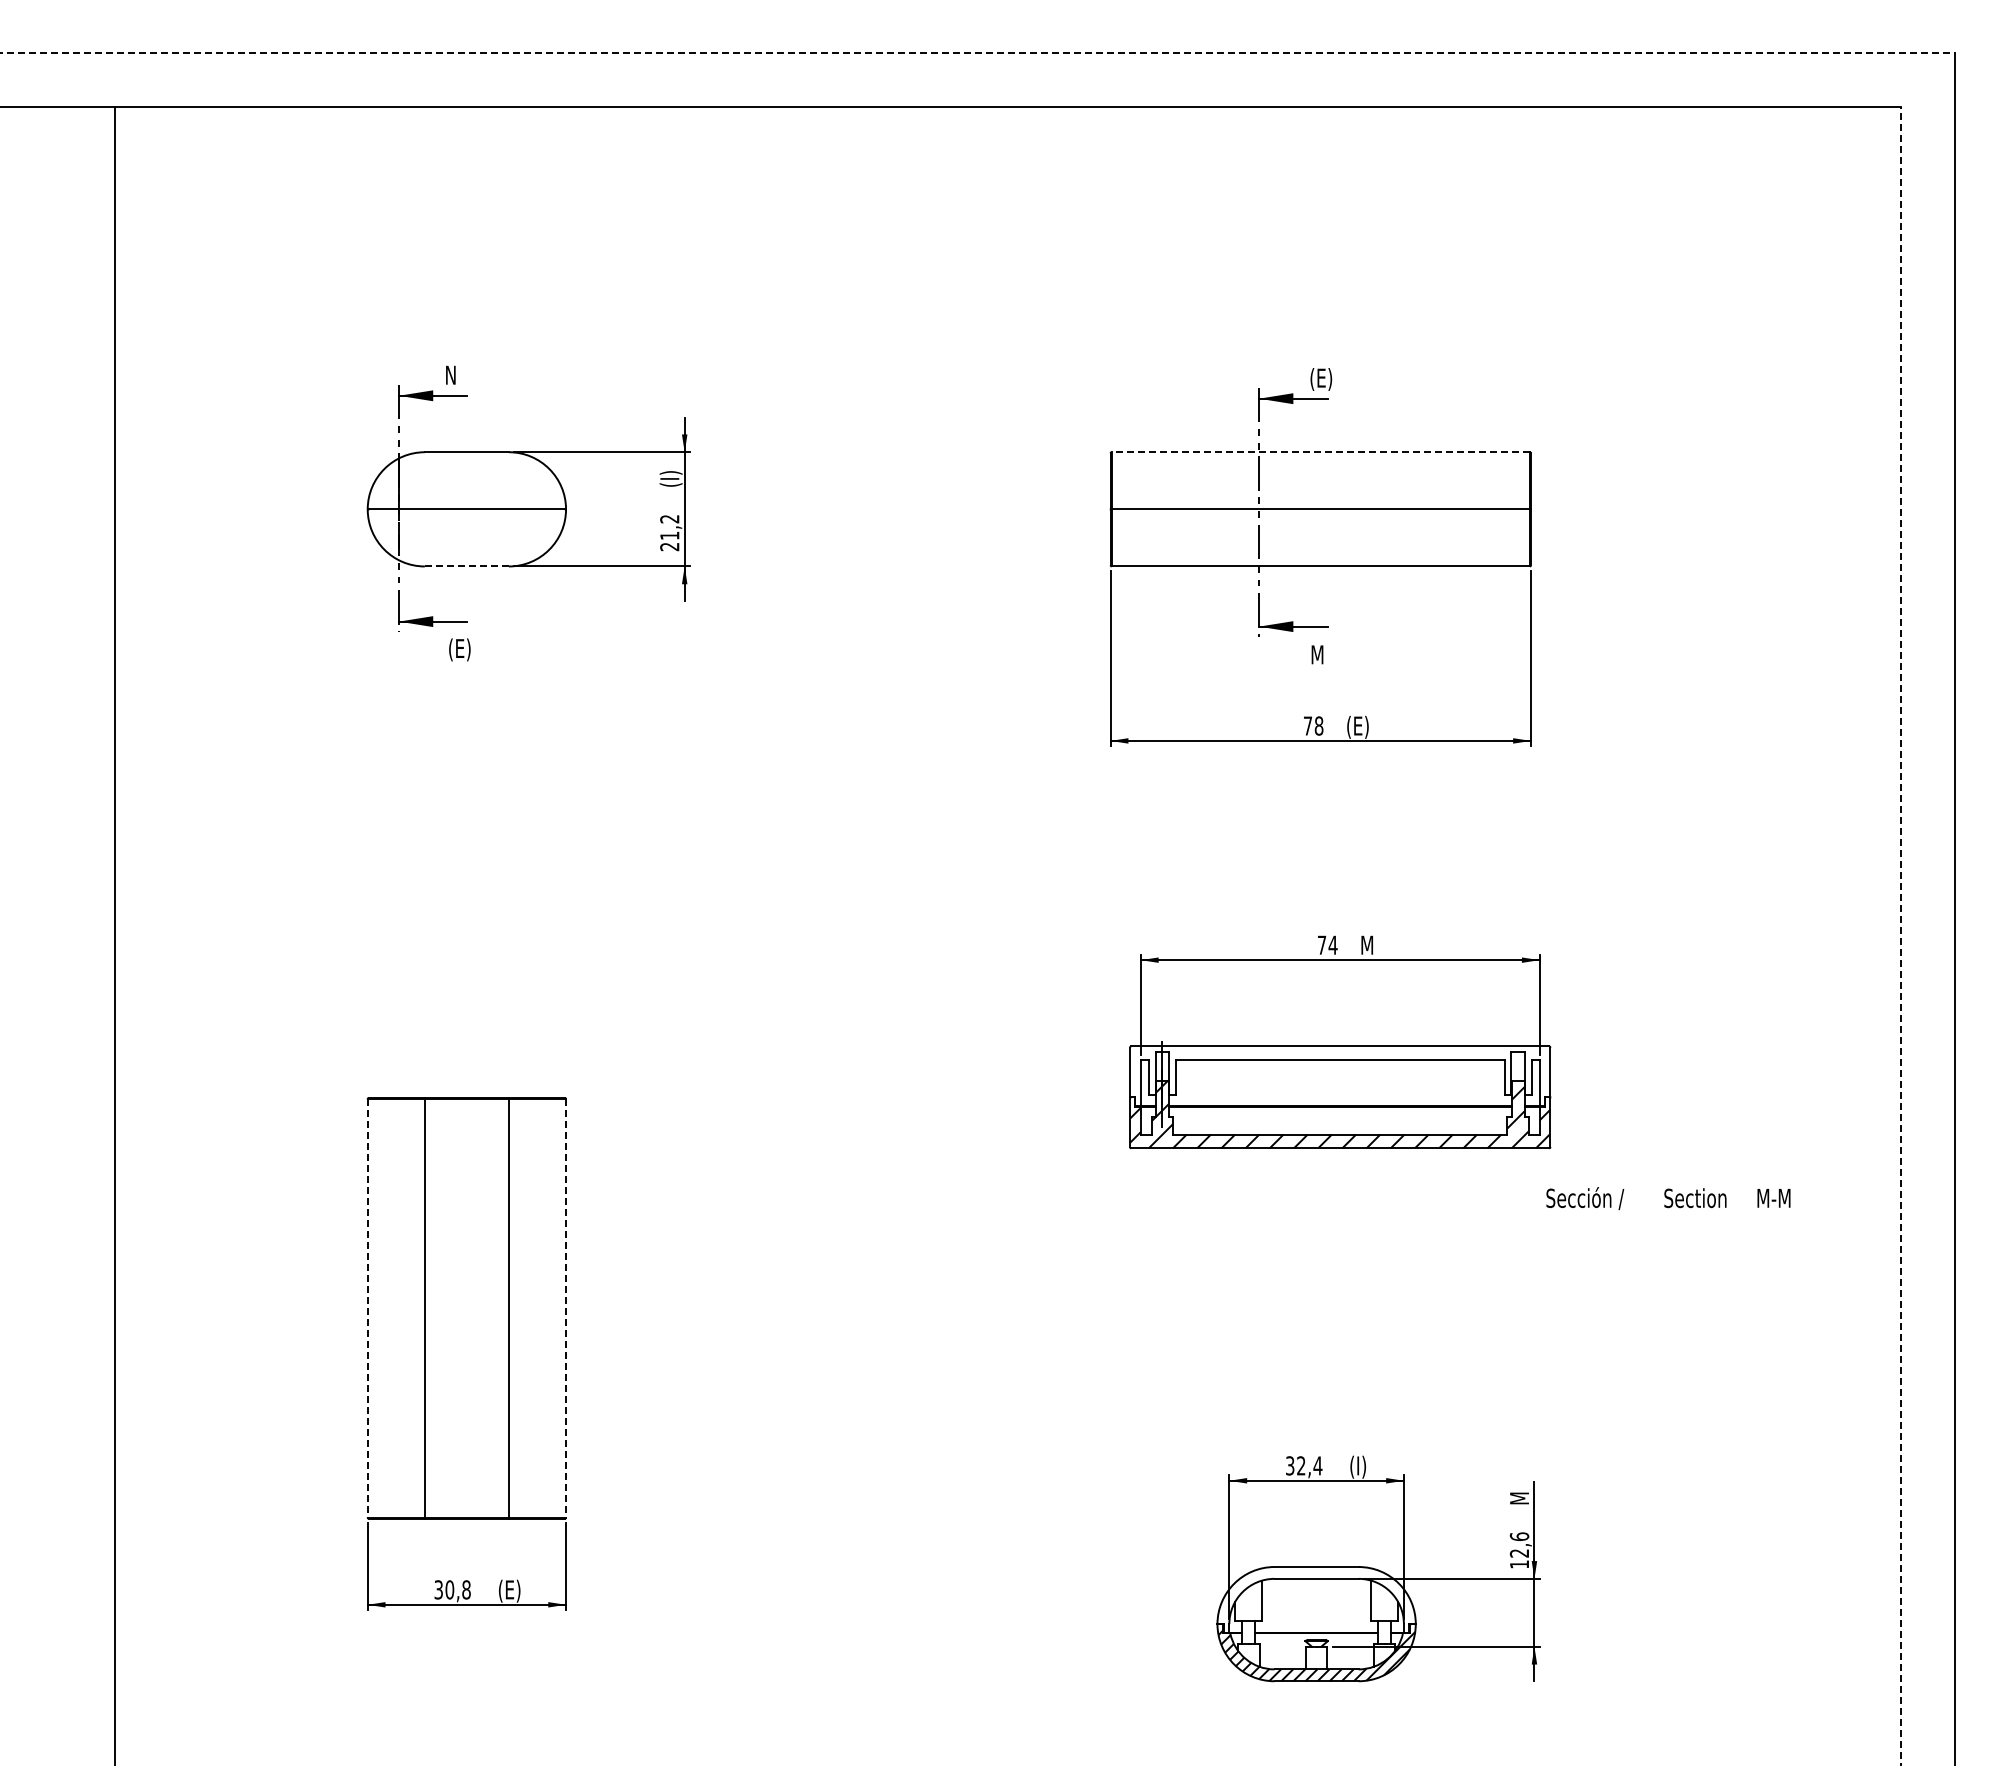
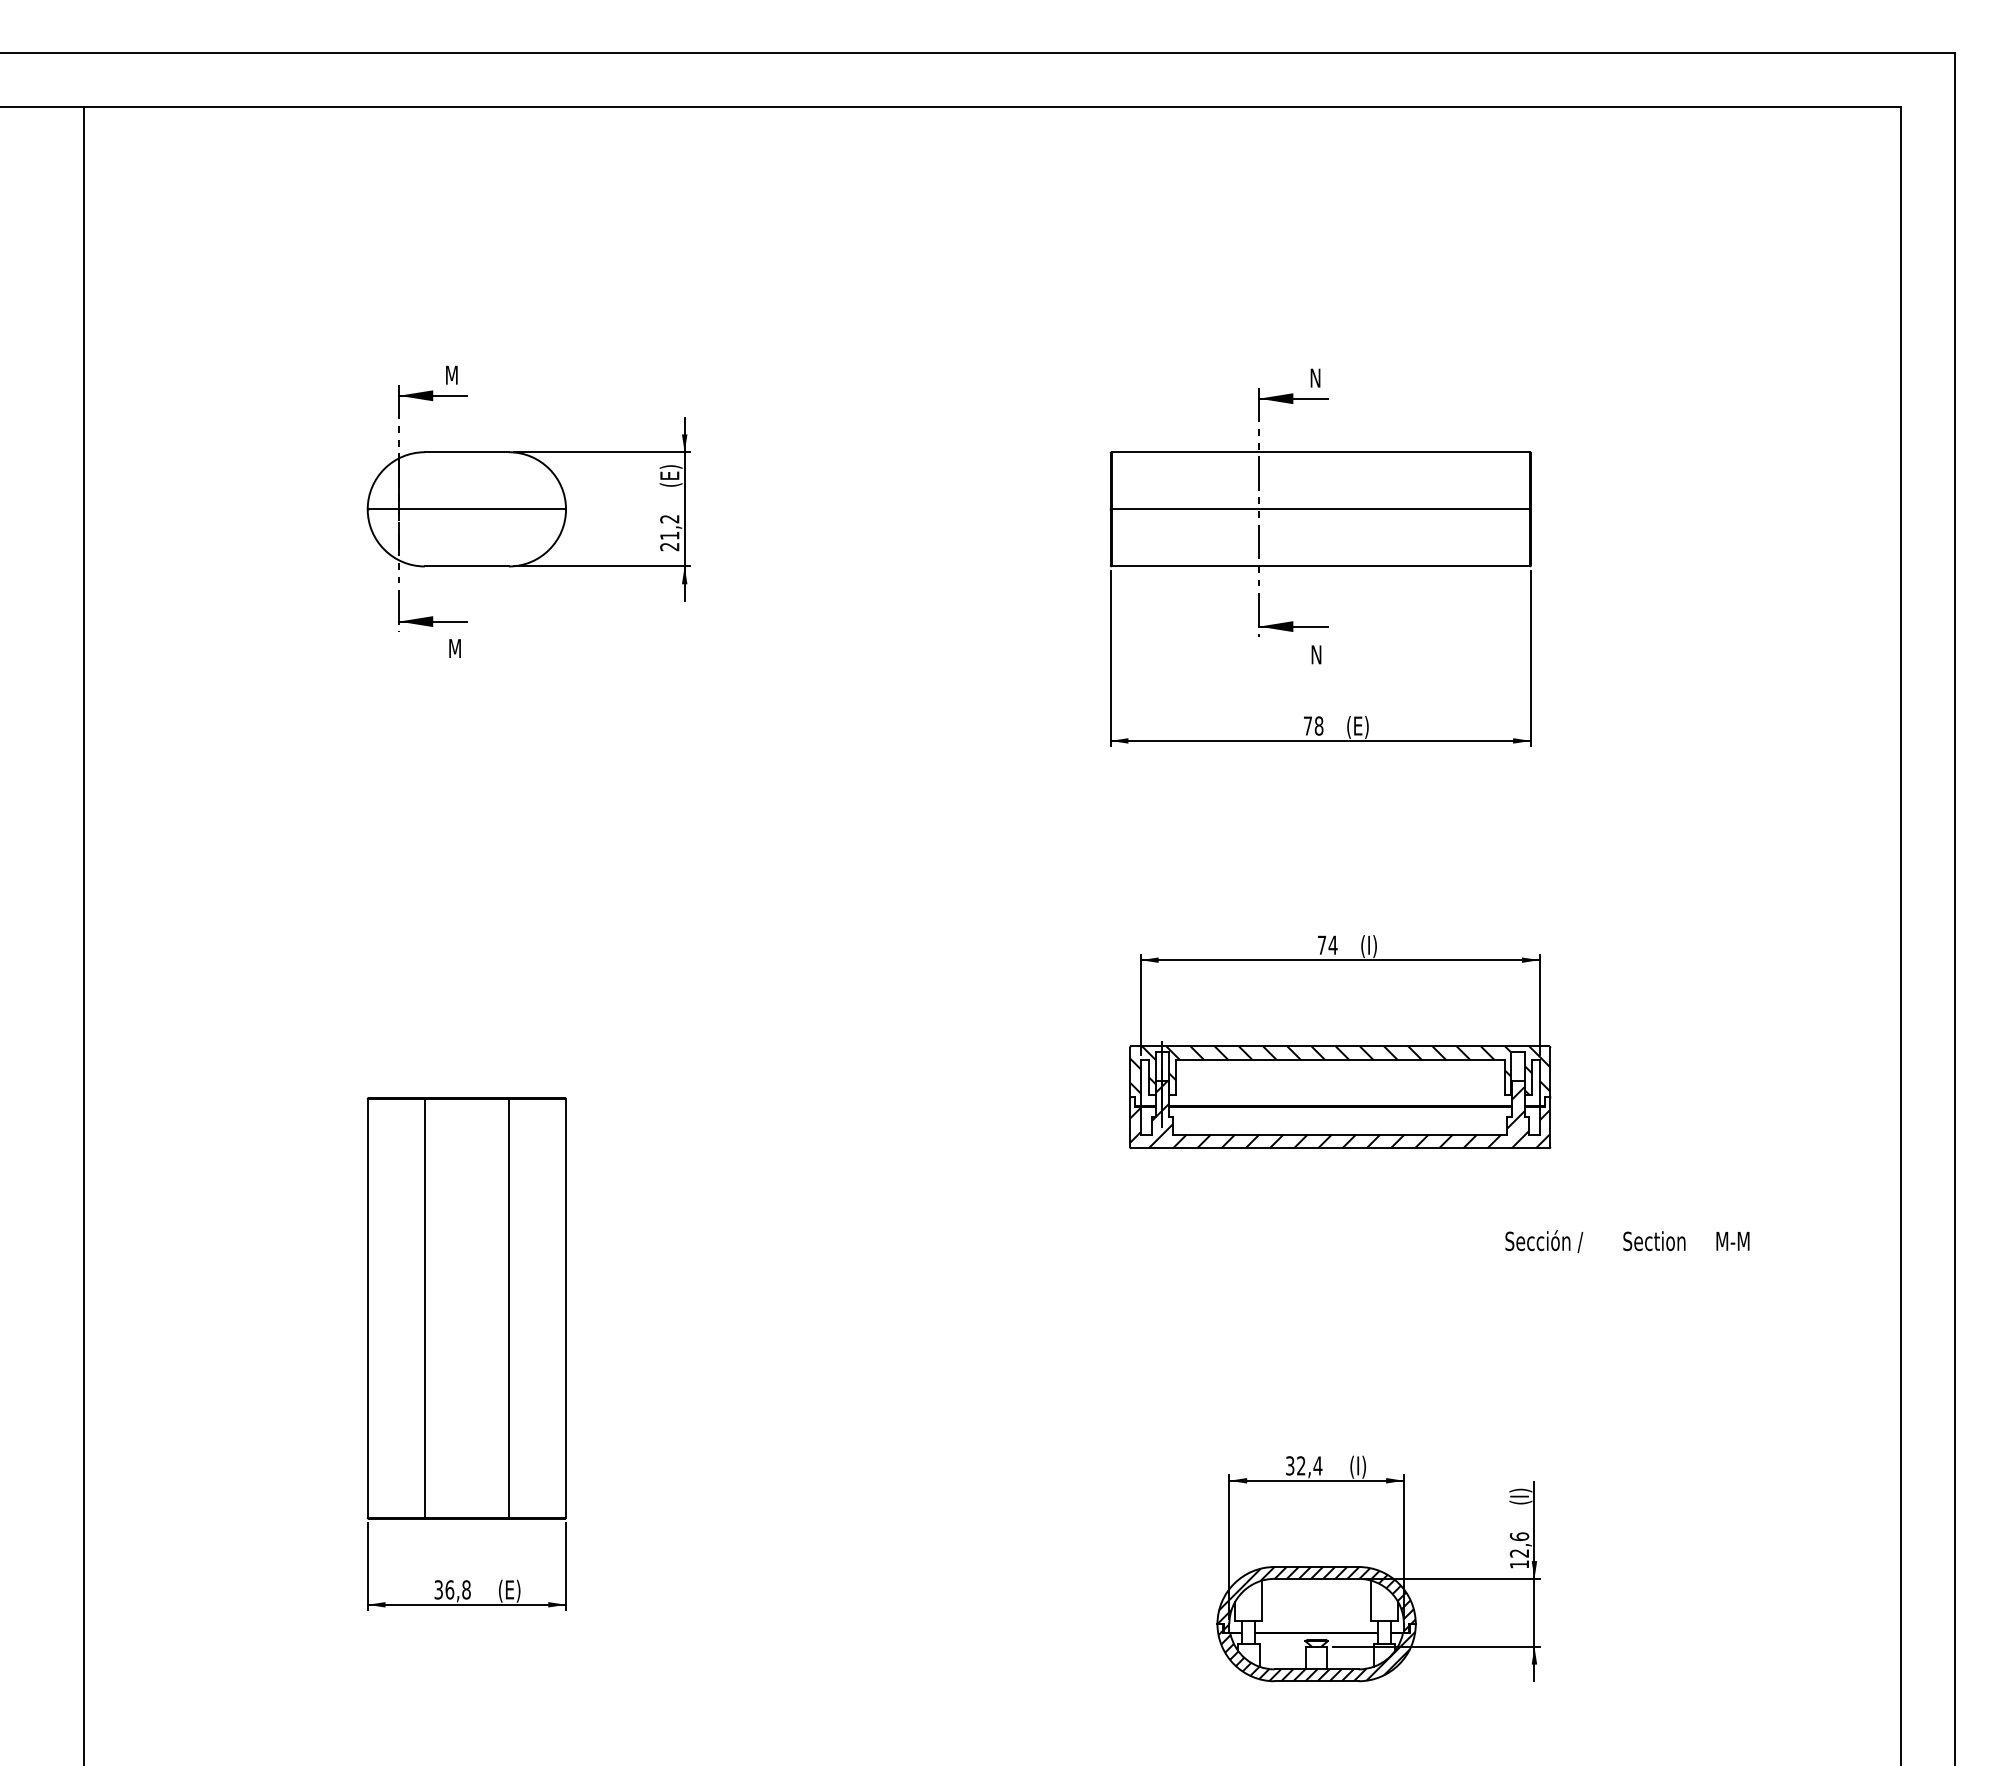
line: dashed -> solid (977, 52)
text: N -> M (452, 374)
text: (E) -> N (1321, 379)
line: dashed -> solid (1320, 452)
text: (I) -> (E) (670, 471)
line: dashed -> solid (466, 566)
text: (E) -> M (459, 649)
text: M -> N (1318, 654)
line position: (114, 934) -> (83, 934) (83, 934)
line: dashed -> solid (1900, 935)
text: M -> (I) (1368, 946)
hatch: none -> present (1340, 1076)
text position: (1668, 1198) -> (1627, 1241) (1627, 1241)
line: dashed -> solid (367, 1308)
line: dashed -> solid (566, 1308)
text: M -> (I) (1520, 1496)
text: 30,8 -> 36,8 (449, 1589)
hatch: none -> present (1316, 1599)
